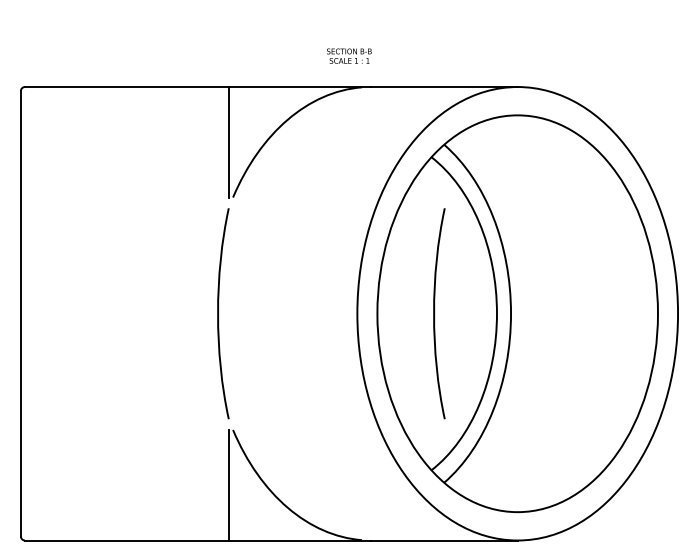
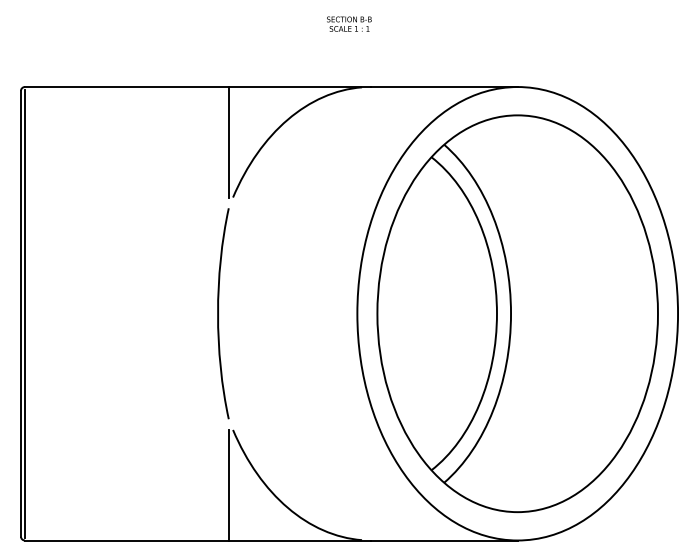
text position: (349, 55) -> (349, 23) (349, 23)
line: none -> present (24, 313)
curve: present -> none (434, 313)
